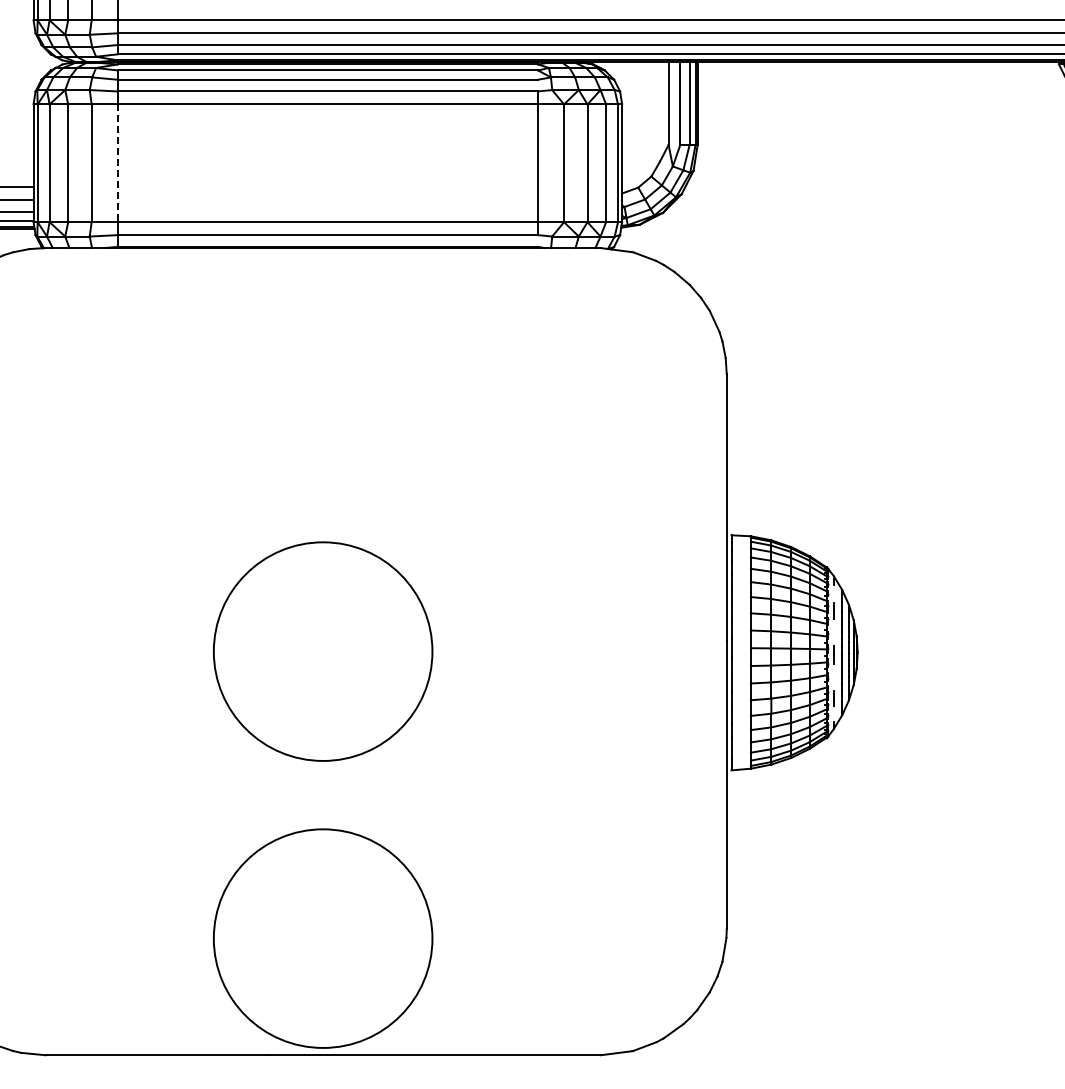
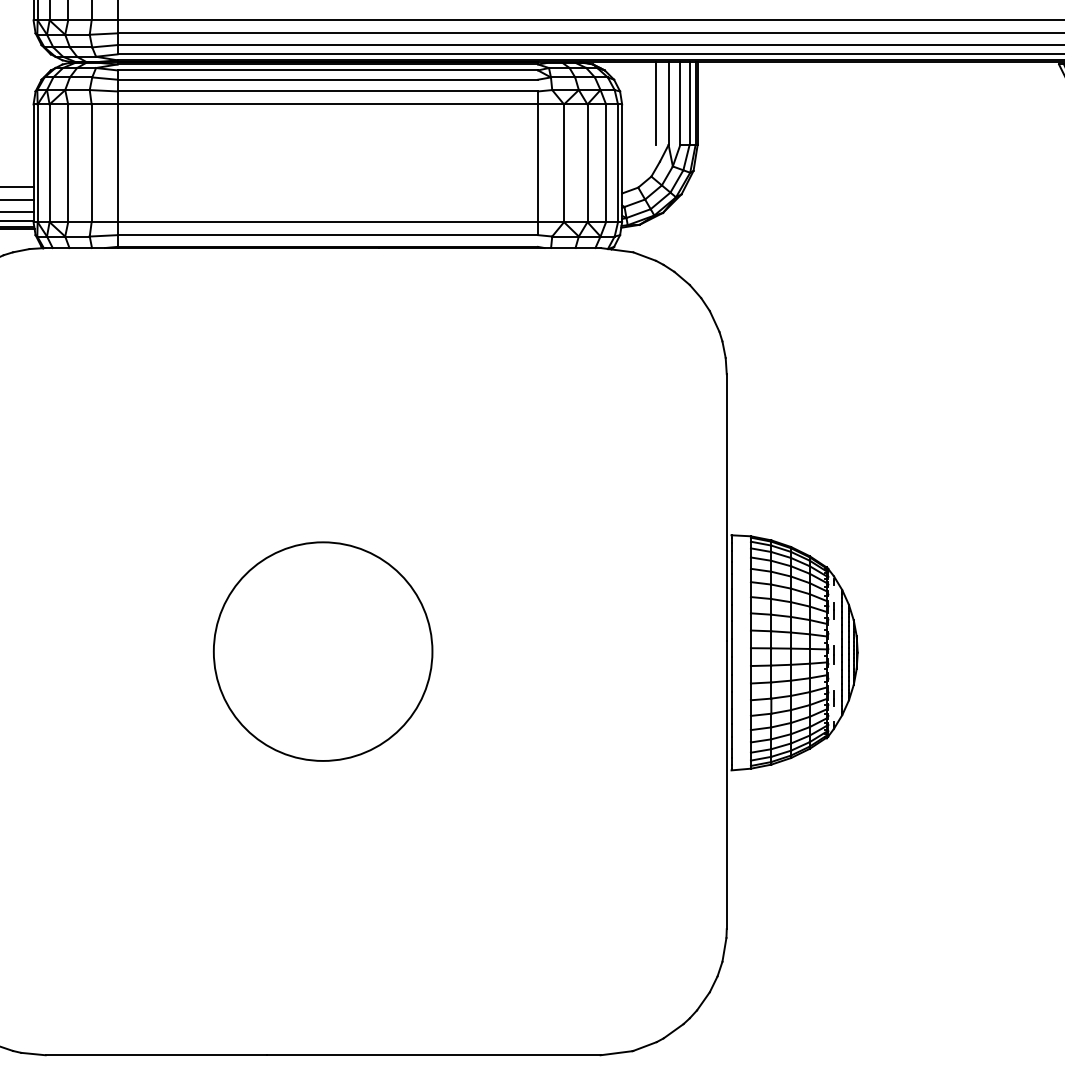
line: none -> present (655, 103)
line: dashed -> solid (117, 163)
circle: present -> none (322, 938)
